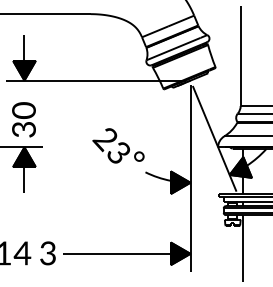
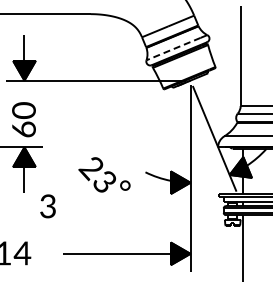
line: solid -> dashed (173, 49)
text: 30 -> 60 (23, 129)
text position: (118, 145) -> (104, 174) (104, 174)
text position: (47, 253) -> (47, 206) (47, 206)
